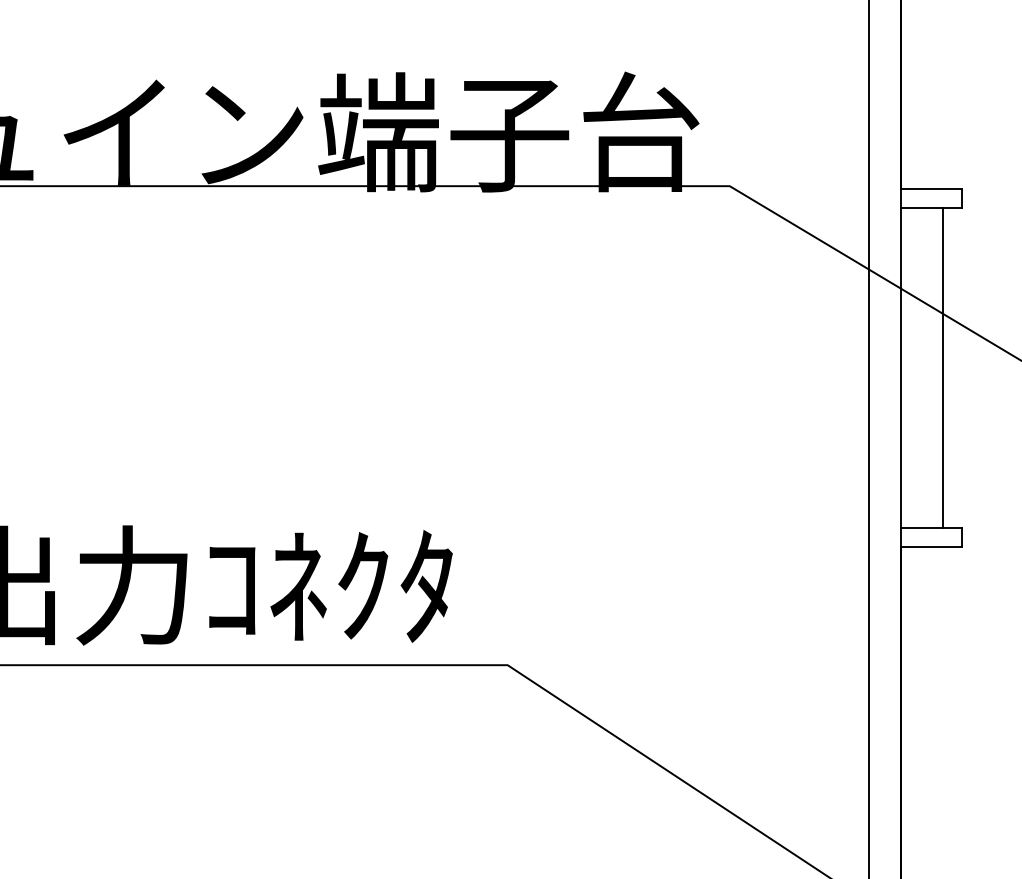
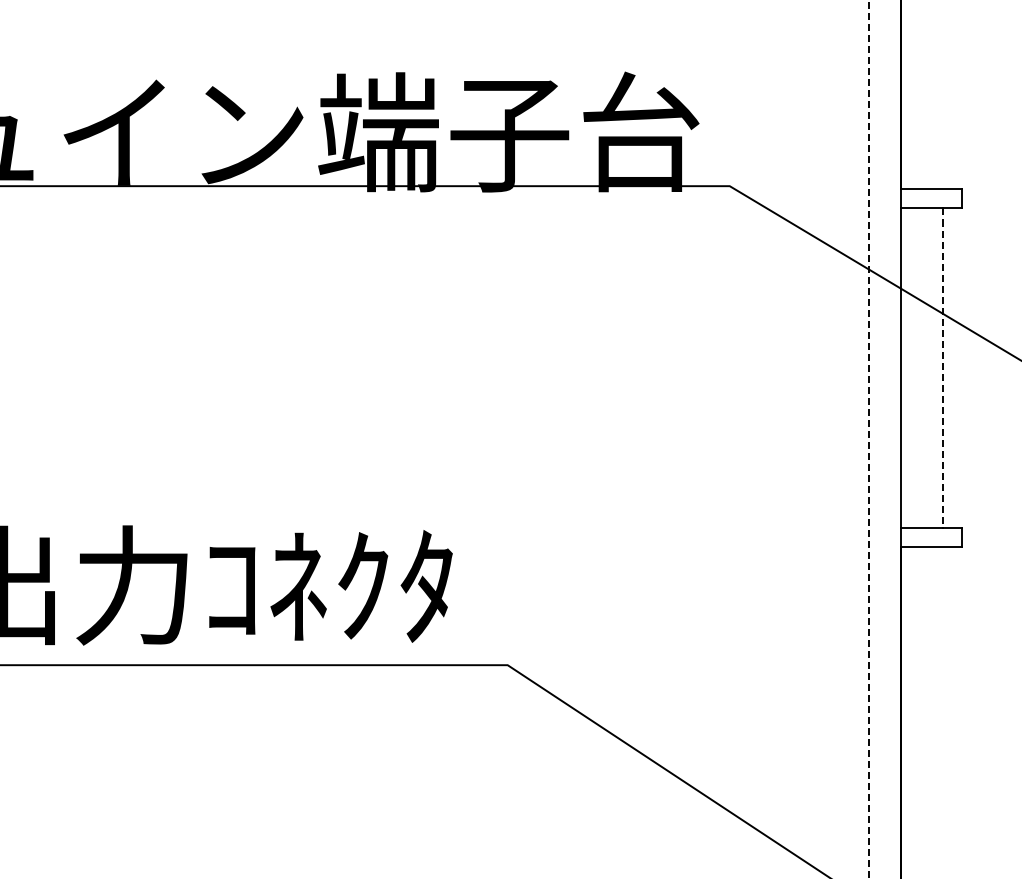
line: solid -> dashed (942, 368)
line: solid -> dashed (869, 439)
